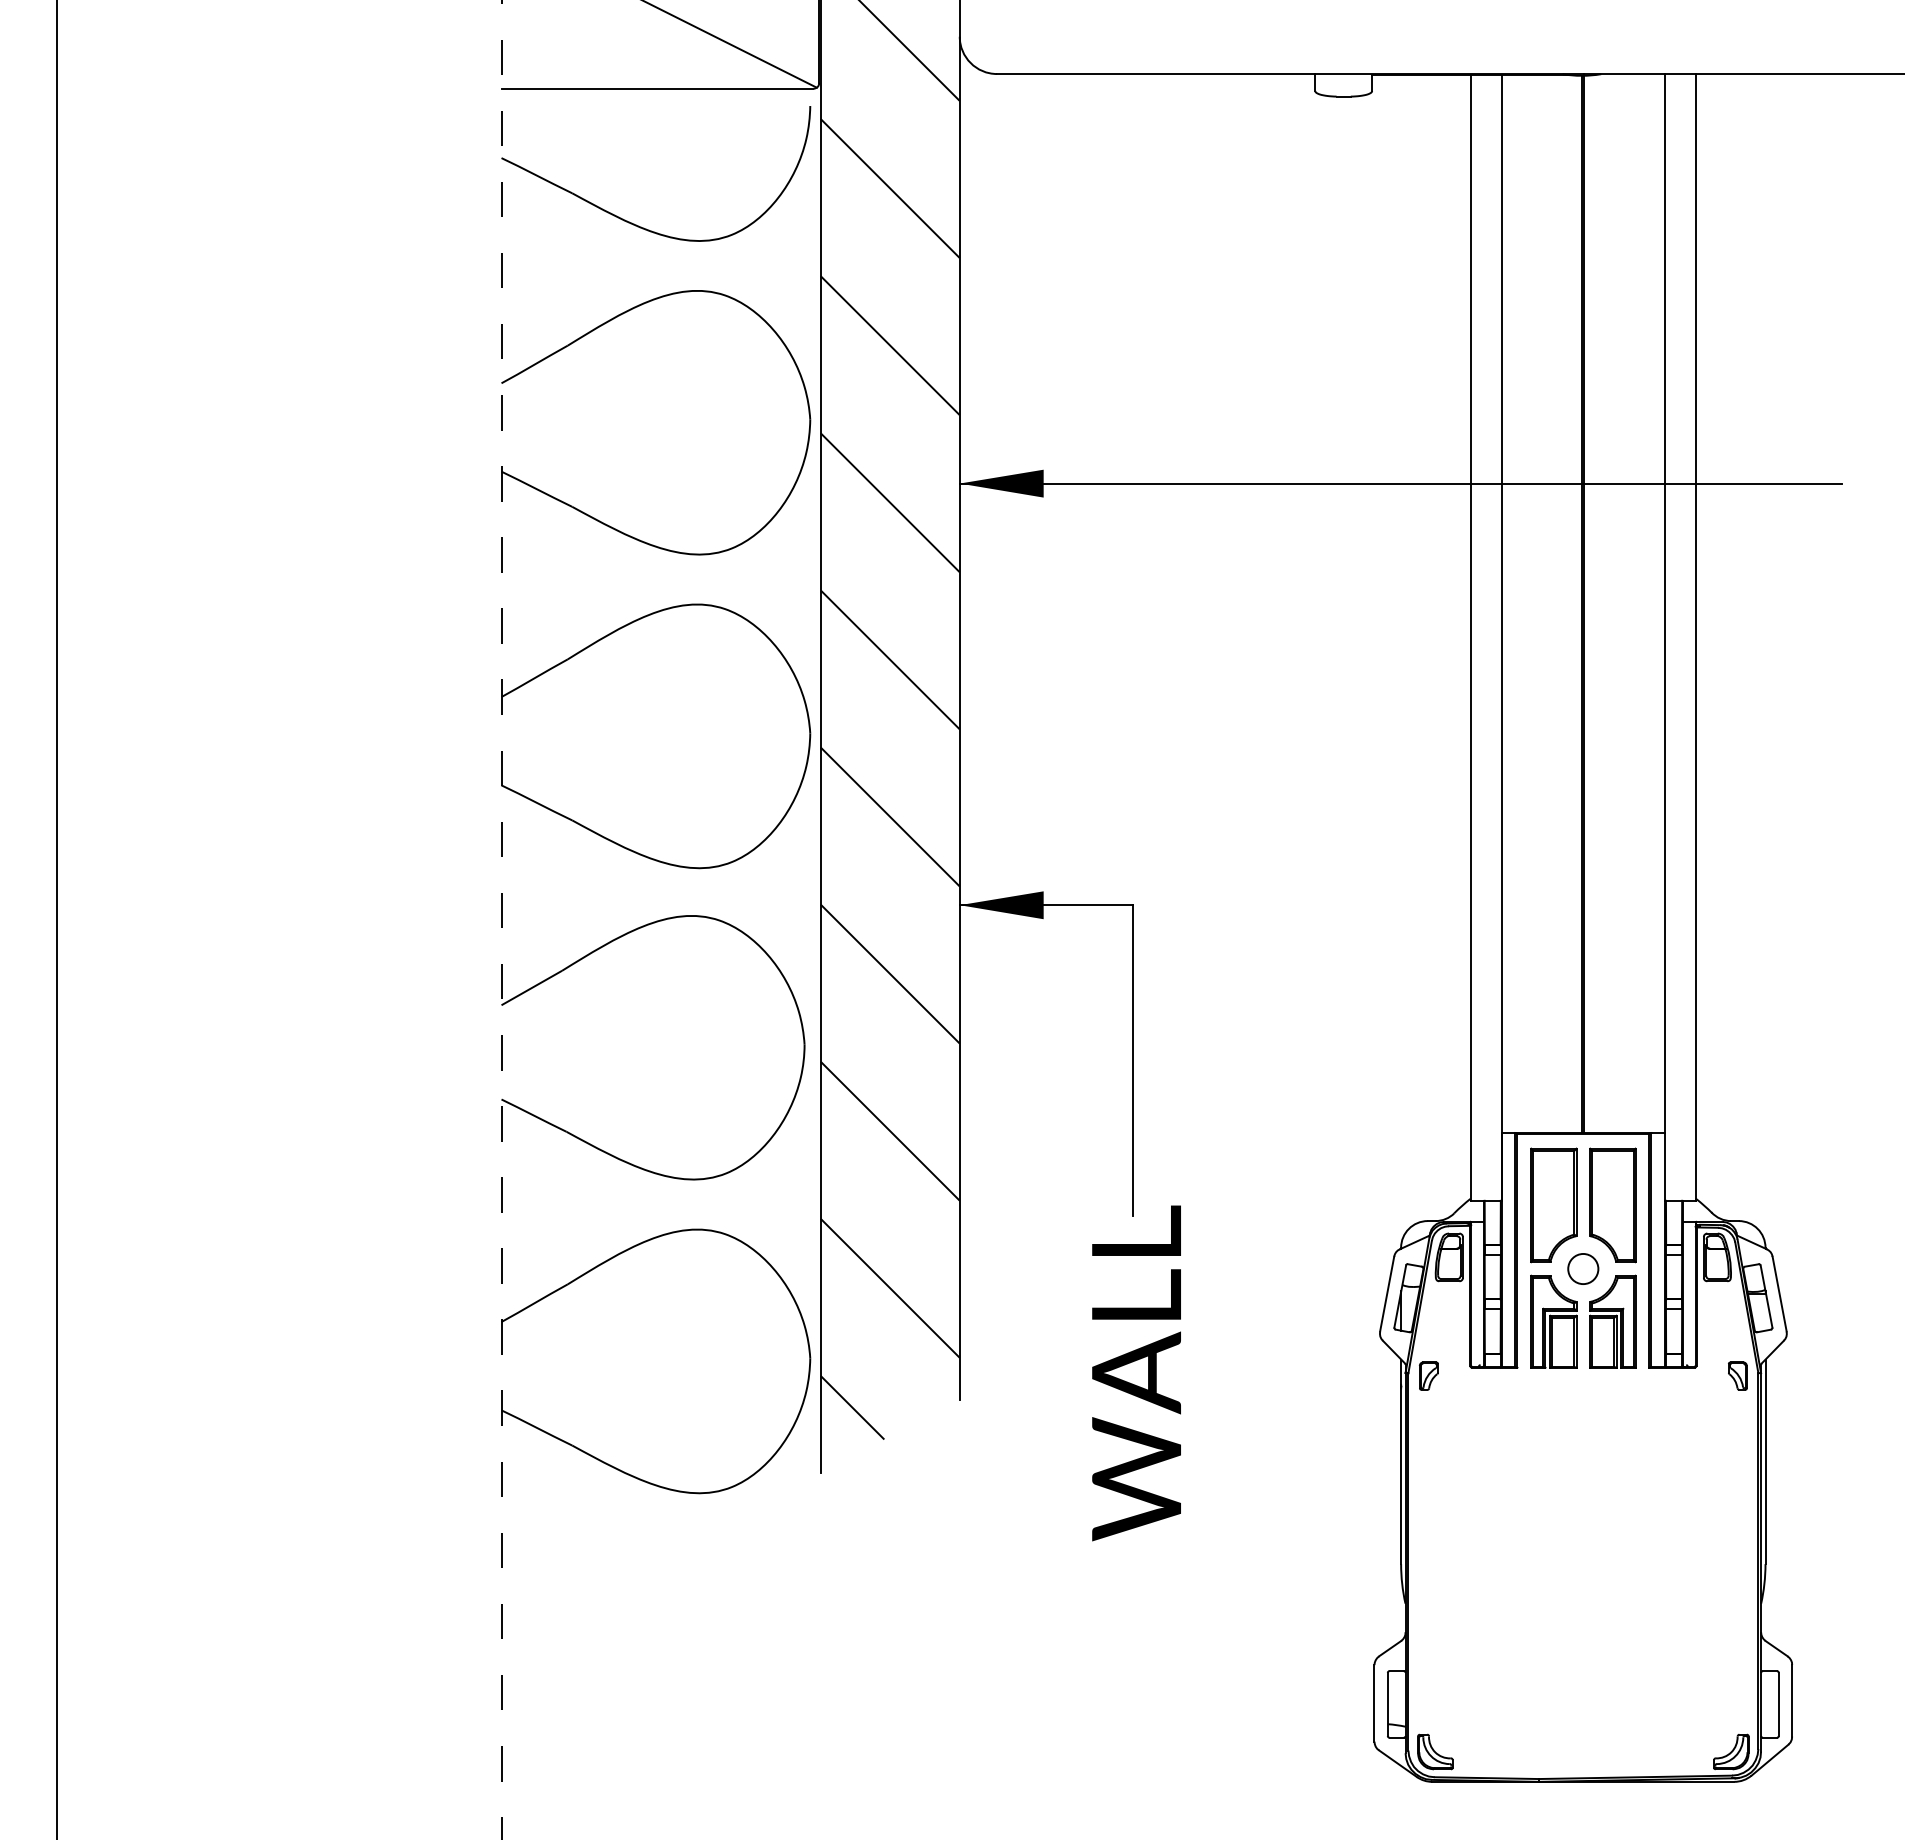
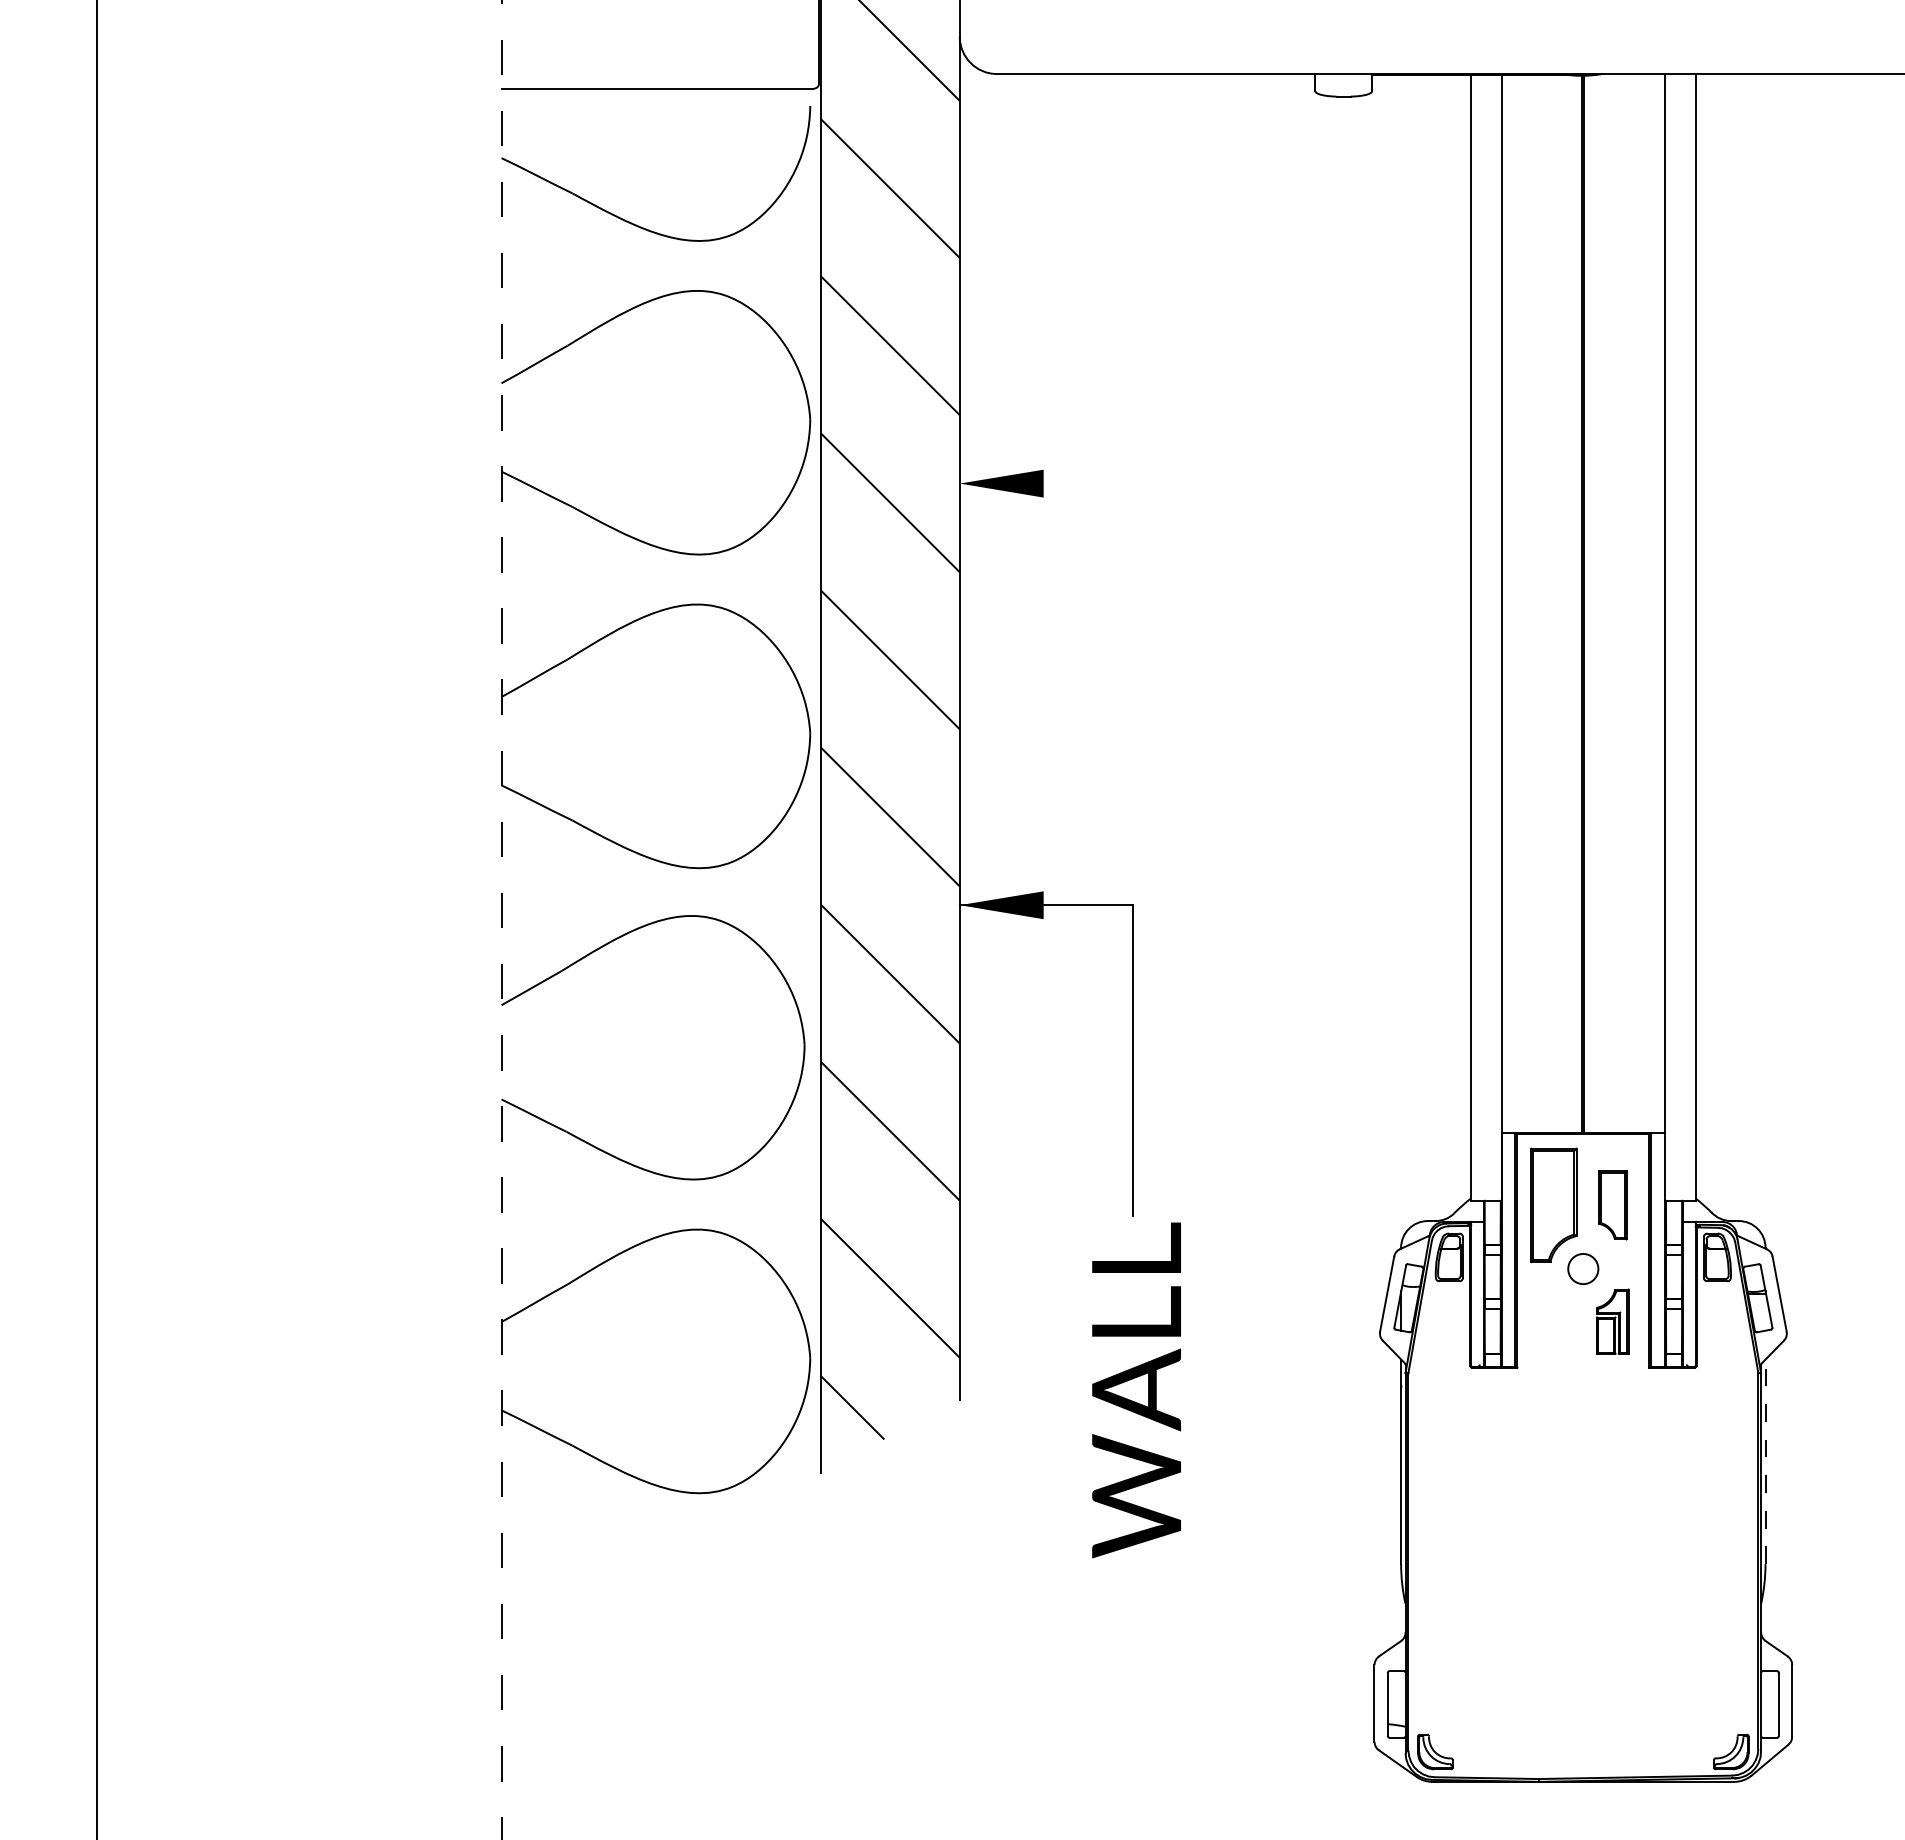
line: present -> none (730, 44)
line: present -> none (1400, 483)
line position: (57, 919) -> (97, 919) (97, 919)
part size: 48x117 px -> 30x71 px (1612, 1205)
part: present -> none (1553, 1321)
part size: 48x95 px -> 34x67 px (1612, 1321)
text position: (1136, 1373) -> (1136, 1390) (1136, 1390)
part: present -> none (1428, 1375)
part: present -> none (1737, 1375)
line: solid -> dashed (1765, 1461)
